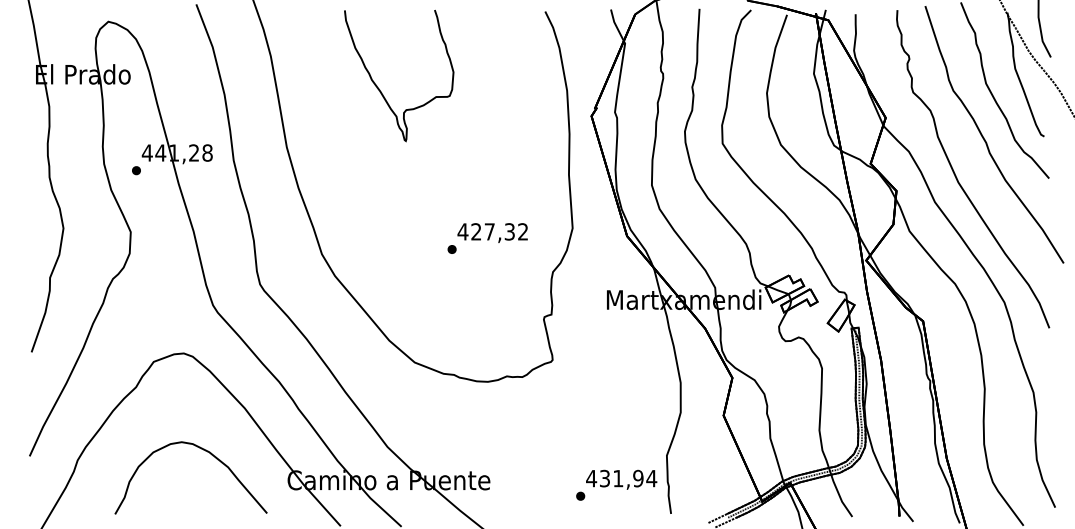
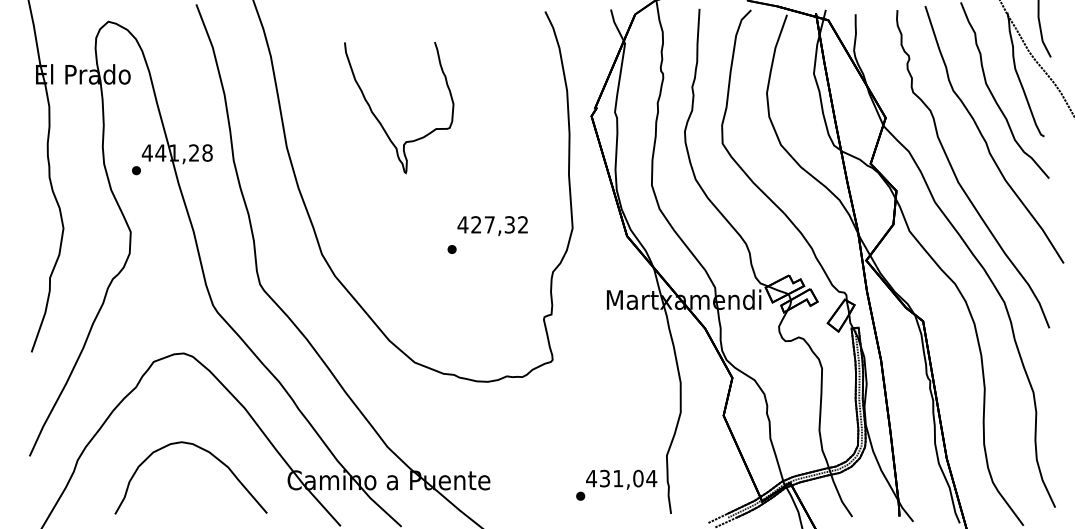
part position: (380, 89) -> (380, 121) (380, 121)
text position: (492, 232) -> (492, 225) (492, 225)
text: 431,94 -> 431,04 (638, 478)
